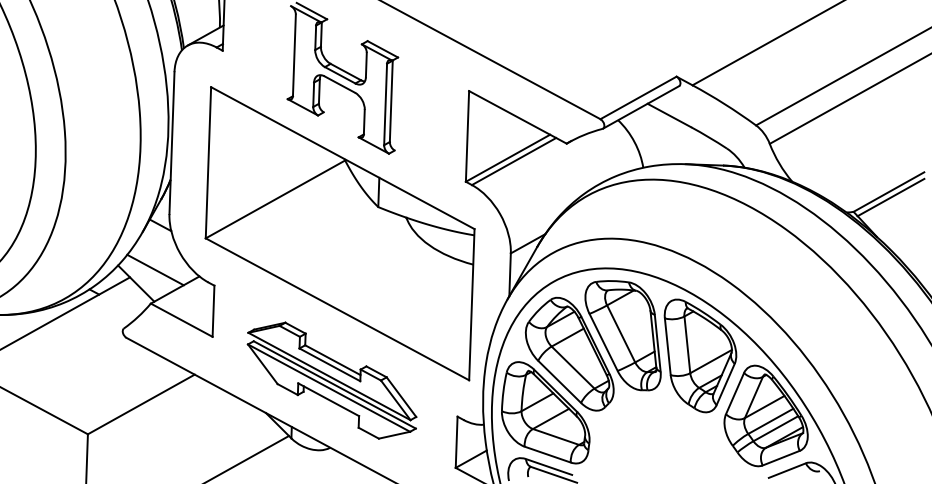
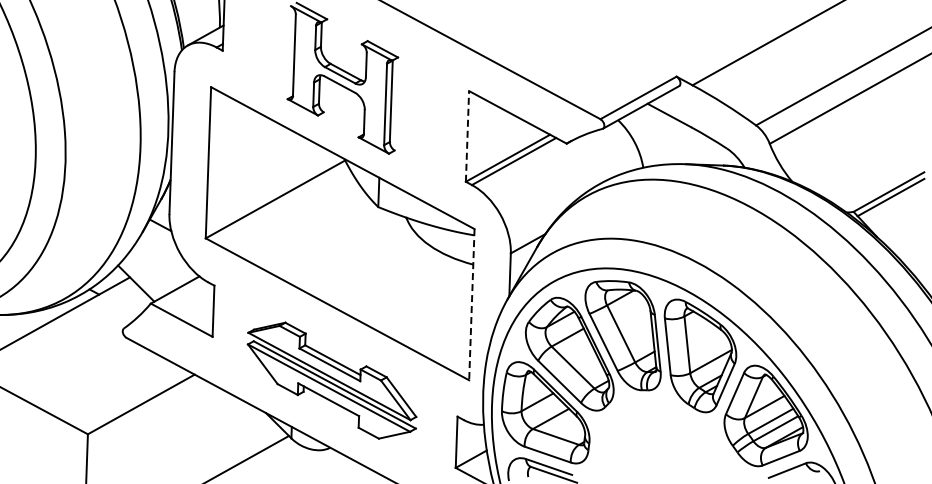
line: solid -> dashed (467, 135)
line: present -> none (155, 269)
line: solid -> dashed (471, 304)
